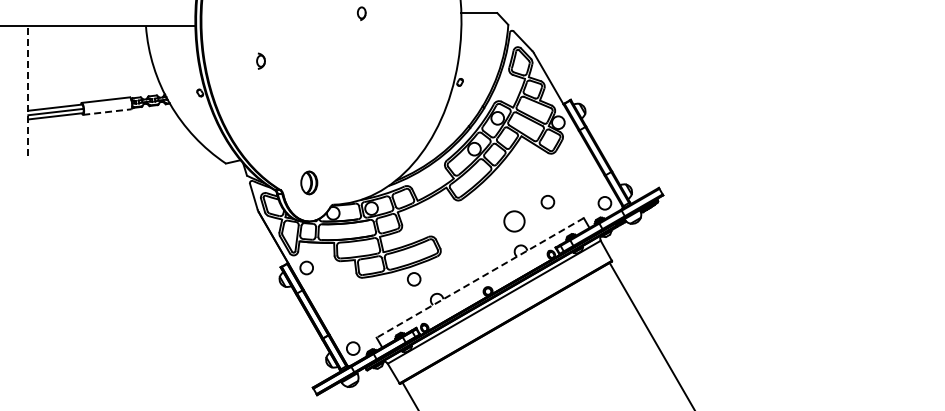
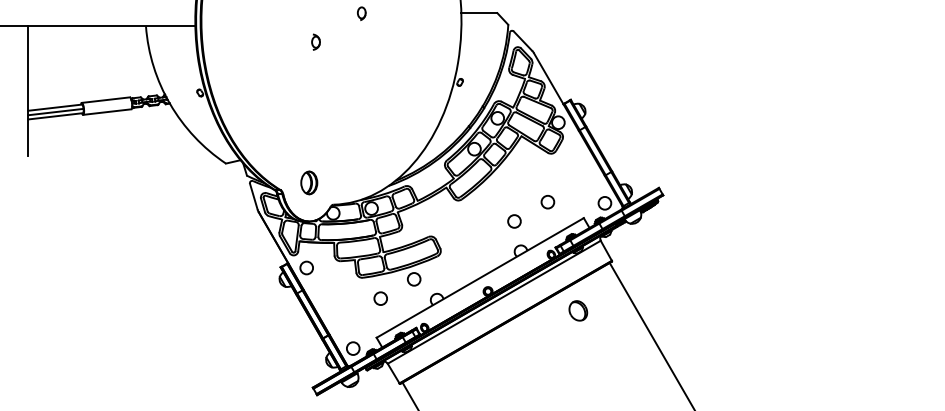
part position: (260, 60) -> (315, 41) (315, 41)
line: dashed -> solid (28, 91)
line: dashed -> solid (107, 112)
circle size: 23x23 px -> 15x15 px (514, 221)
line: dashed -> solid (480, 277)
circle: none -> present (380, 298)
part: none -> present (578, 310)
